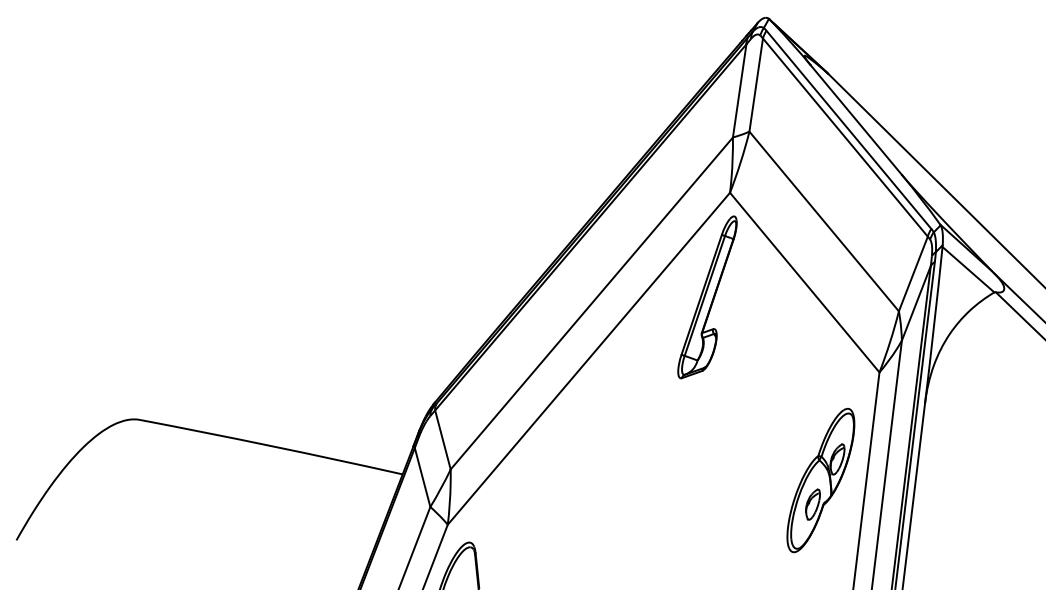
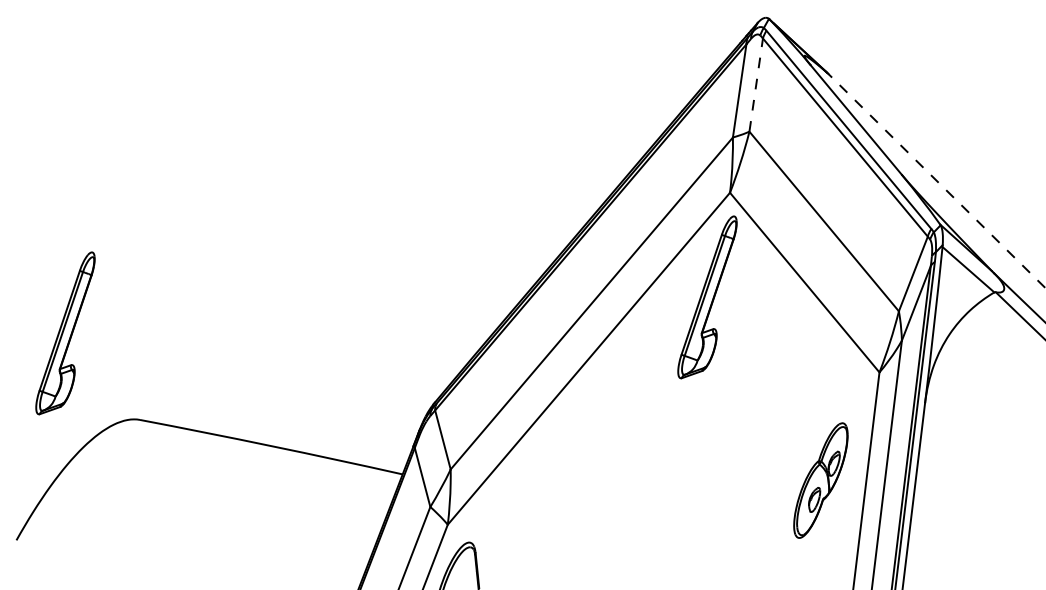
line: solid -> dashed (756, 84)
line: solid -> dashed (936, 180)
part: none -> present (65, 333)
part size: 70x146 px -> 56x117 px (820, 480)
